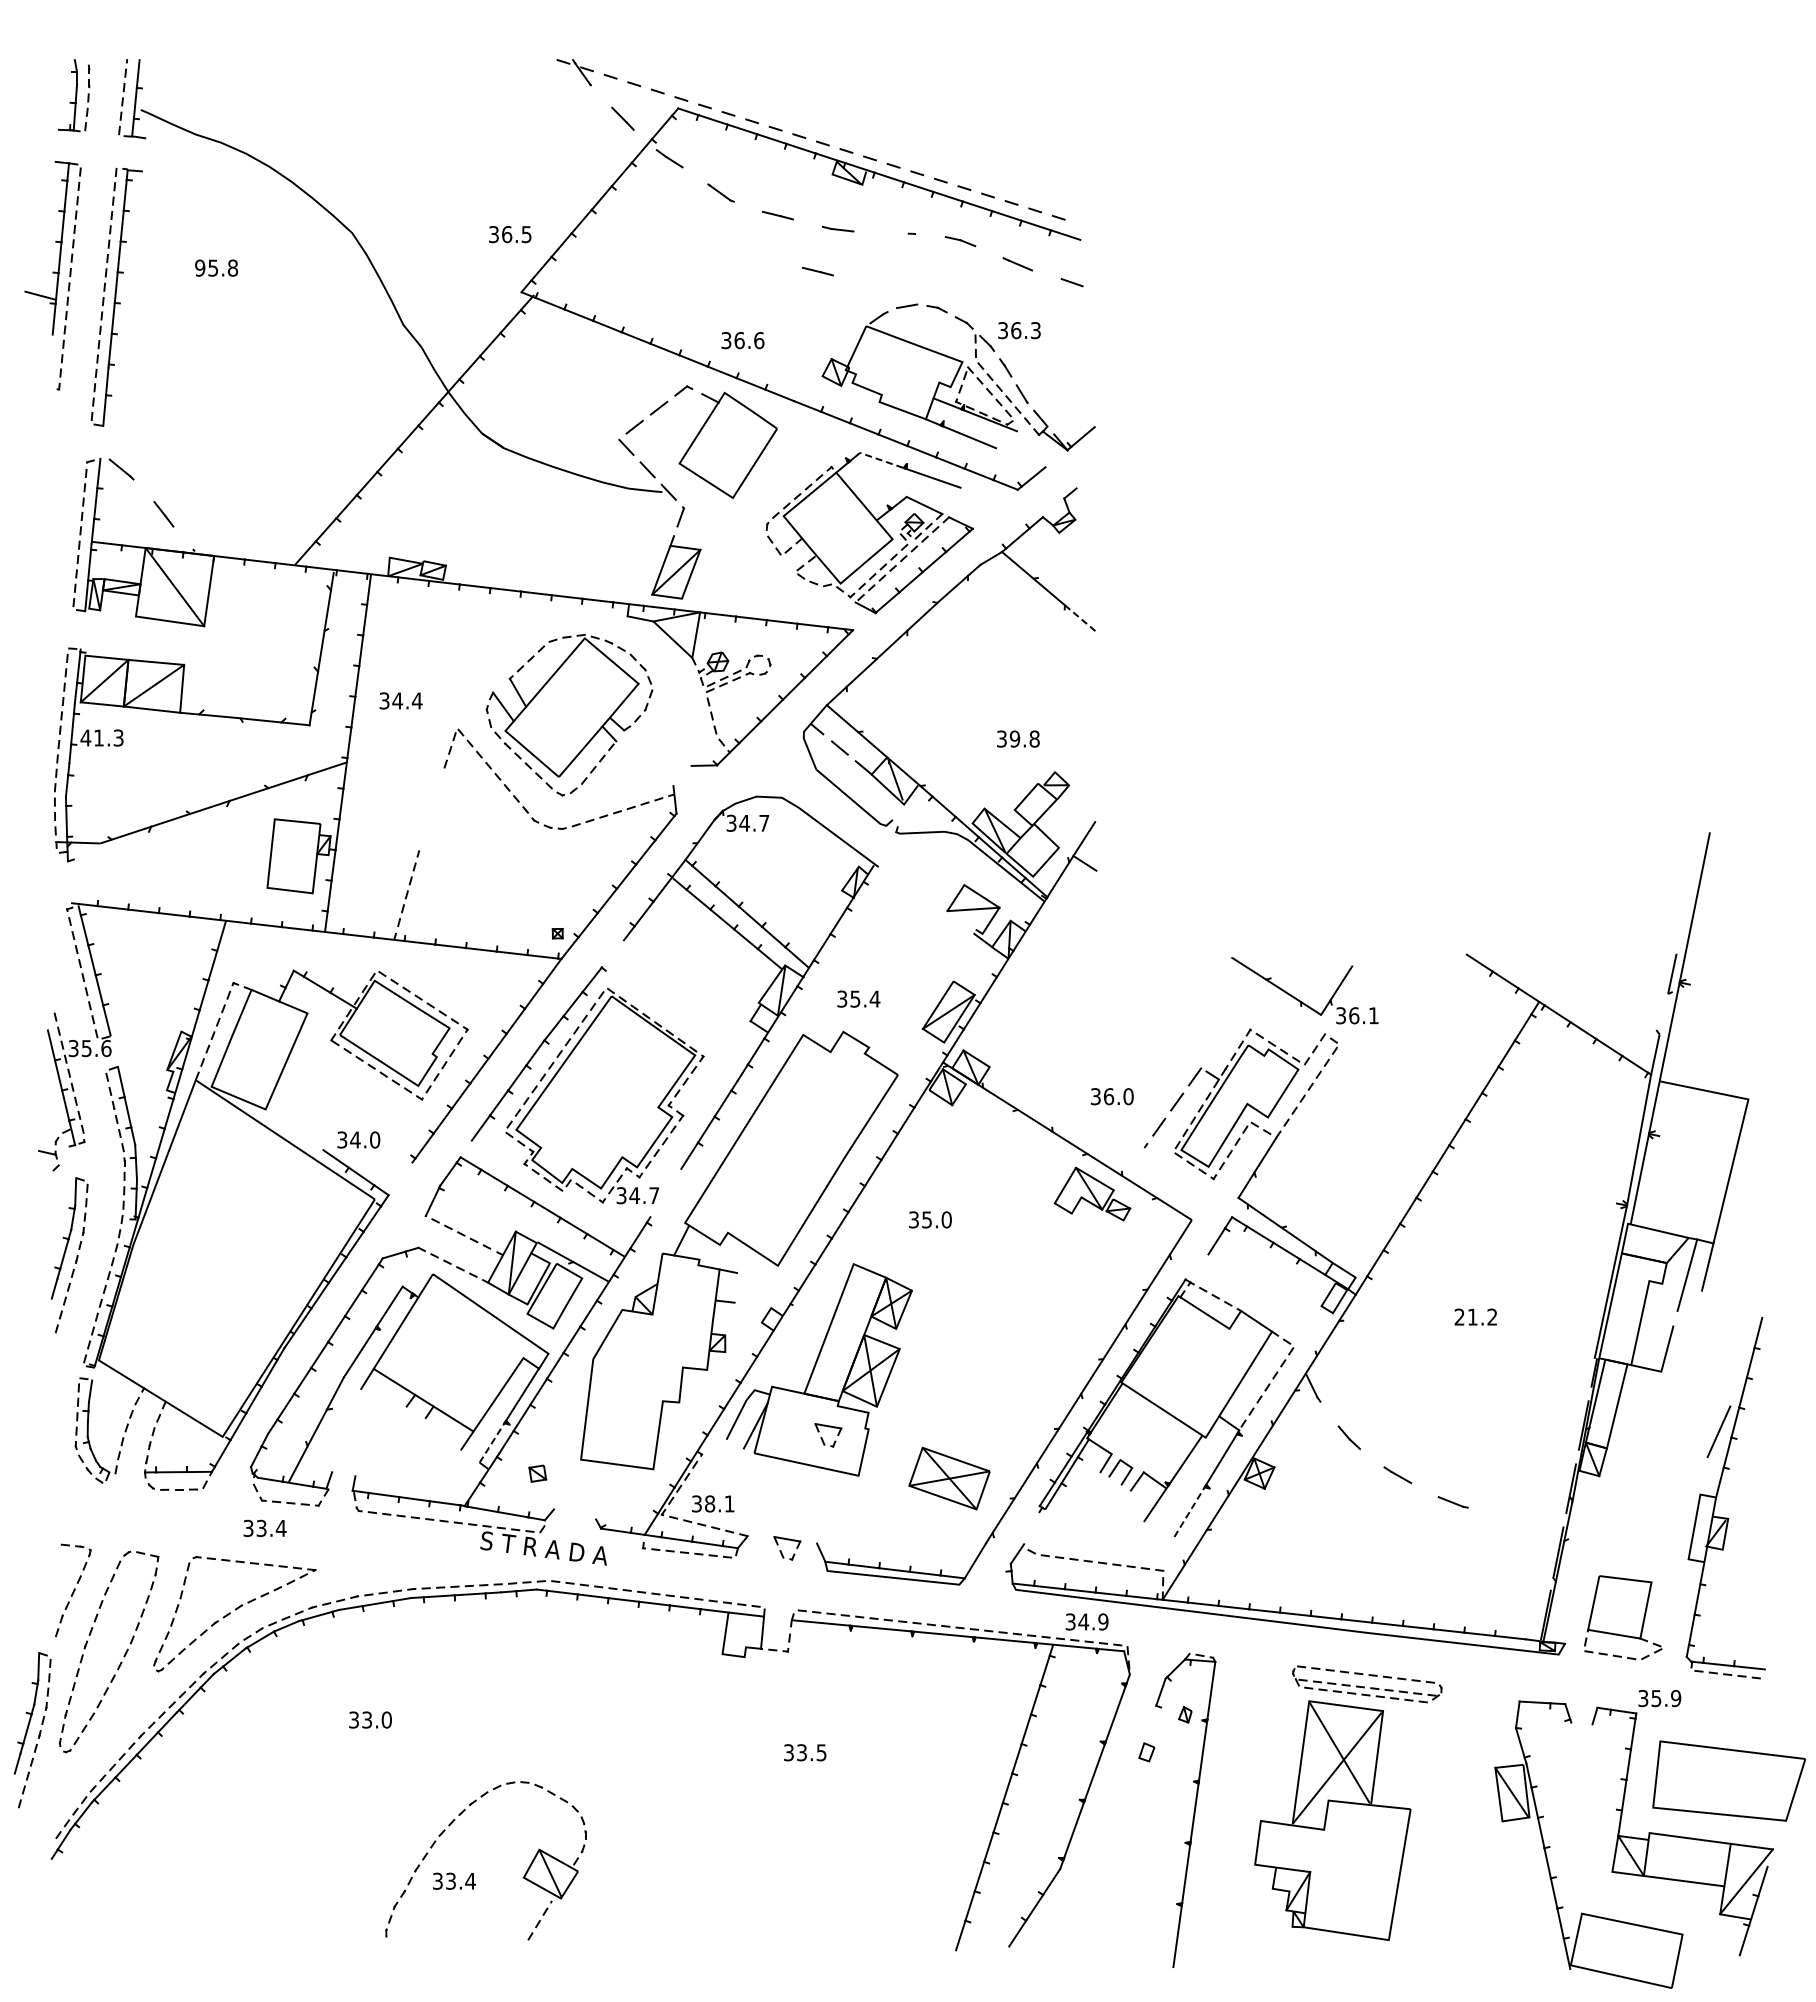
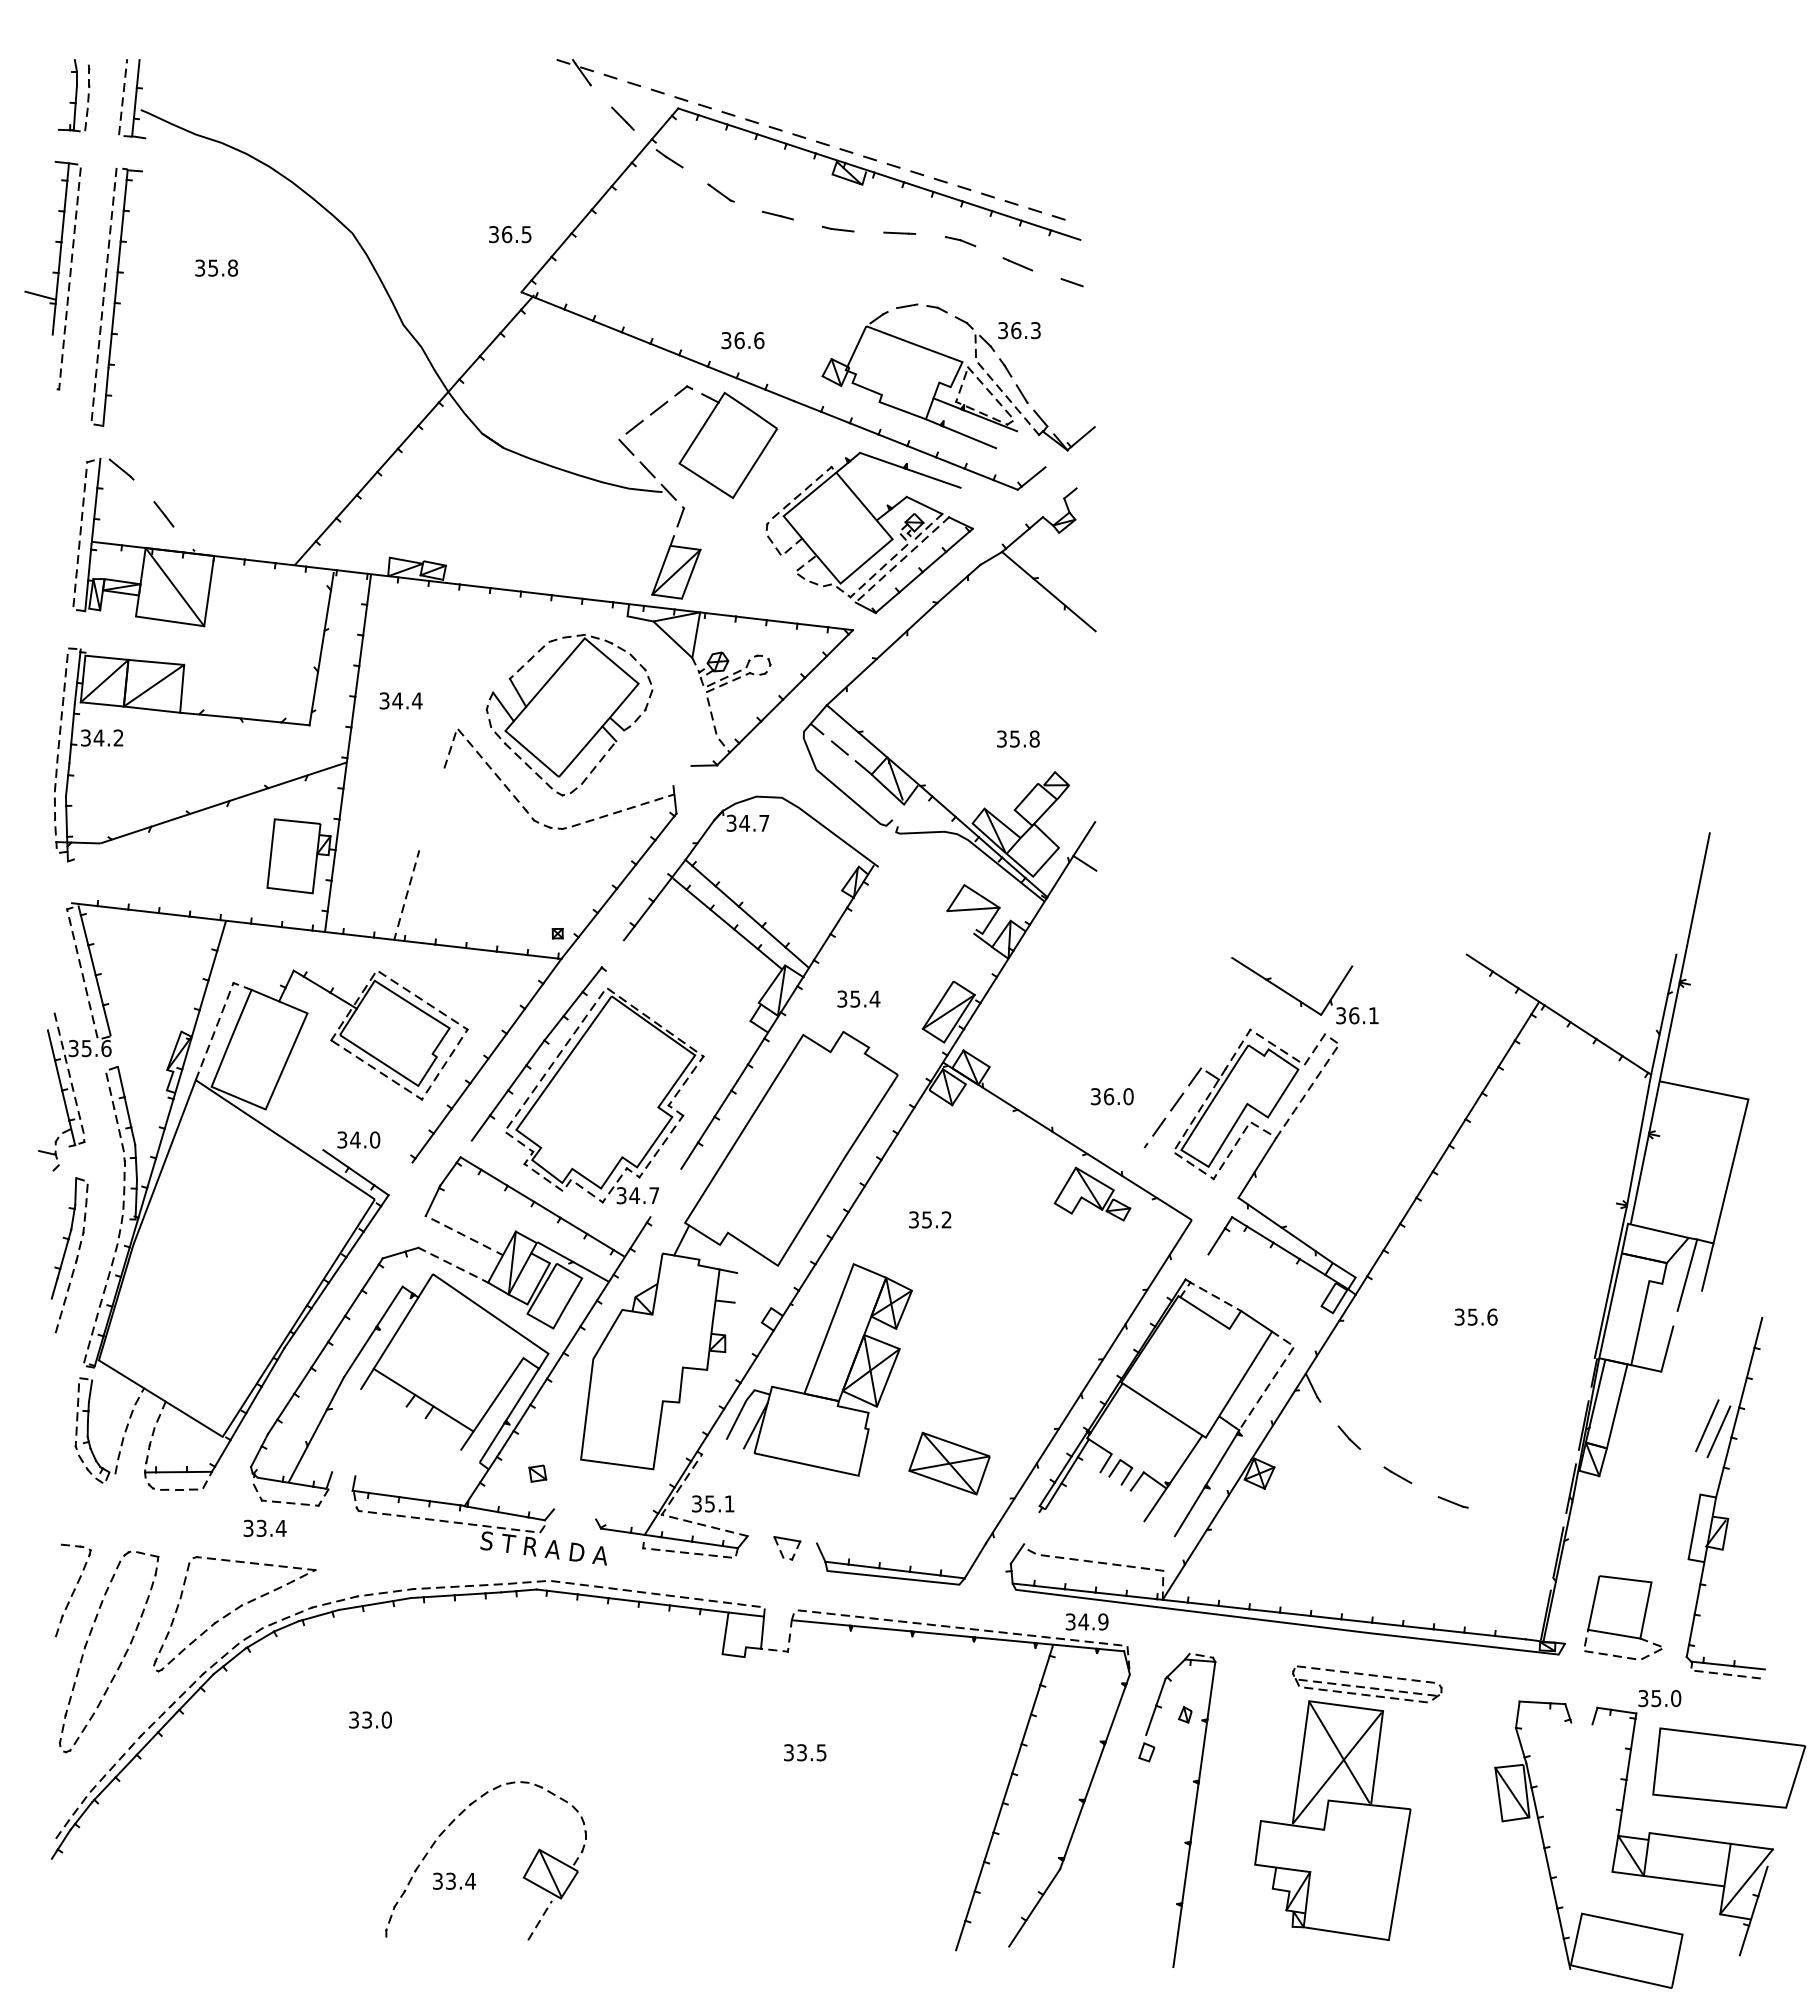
line: none -> present (896, 232)
text: 95.8 -> 35.8 (200, 267)
line: present -> none (817, 271)
line: dashed -> solid (881, 460)
line: dashed -> solid (1079, 617)
text: 41.3 -> 34.2 (101, 737)
text: 39.8 -> 35.8 (1014, 738)
line: none -> present (1663, 1014)
text: 35.0 -> 35.2 (946, 1219)
text: 21.2 -> 35.6 (1475, 1316)
line: none -> present (1707, 1425)
part: present -> none (822, 1437)
line: dashed -> solid (493, 1440)
part position: (949, 1478) -> (949, 1463) (949, 1463)
text: 38.1 -> 35.1 (710, 1503)
line: dashed -> solid (1190, 1509)
text: 35.9 -> 35.0 (1676, 1698)
line: none -> present (1151, 1720)
part: present -> none (32, 1730)
part position: (1729, 1780) -> (1729, 1767) (1729, 1767)
